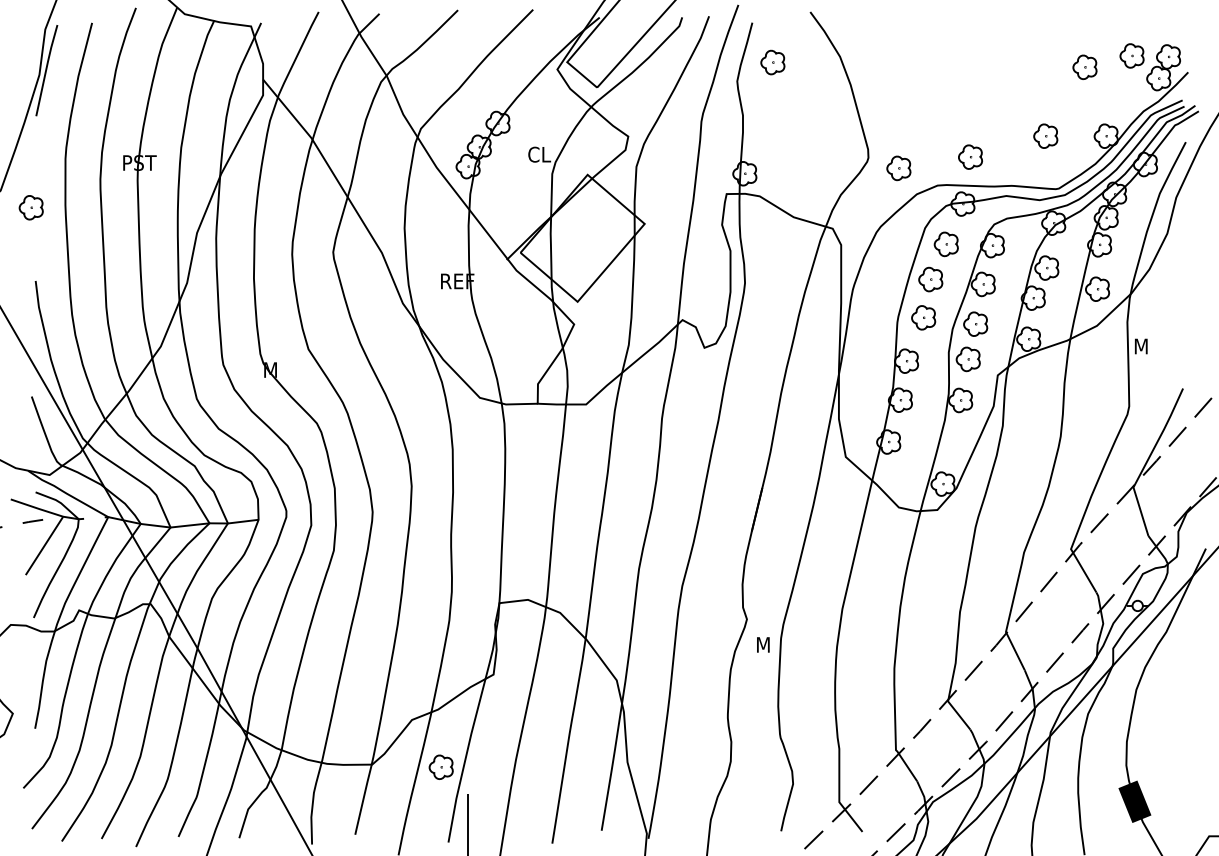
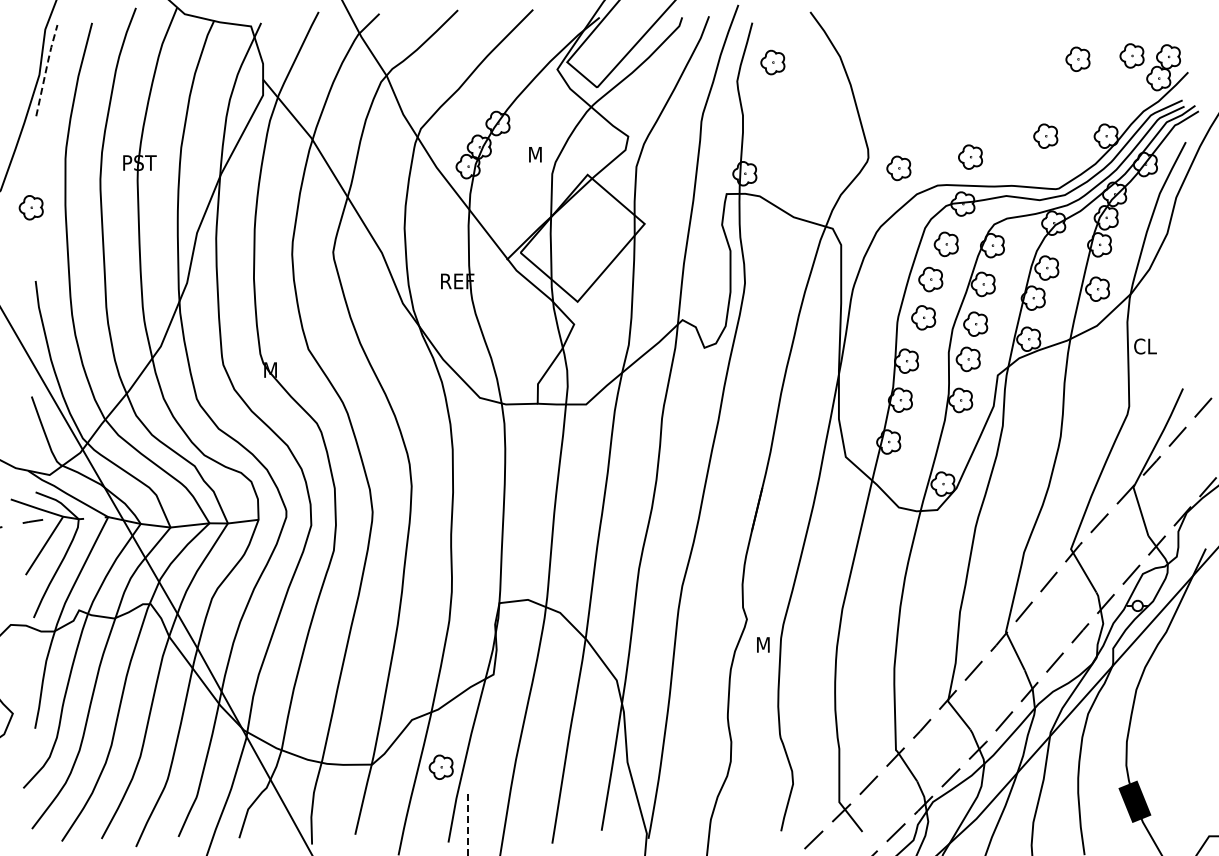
part position: (1084, 66) -> (1077, 58) (1077, 58)
line: solid -> dashed (46, 68)
text: CL -> M (539, 154)
text: M -> CL (1145, 346)
line: solid -> dashed (467, 824)
